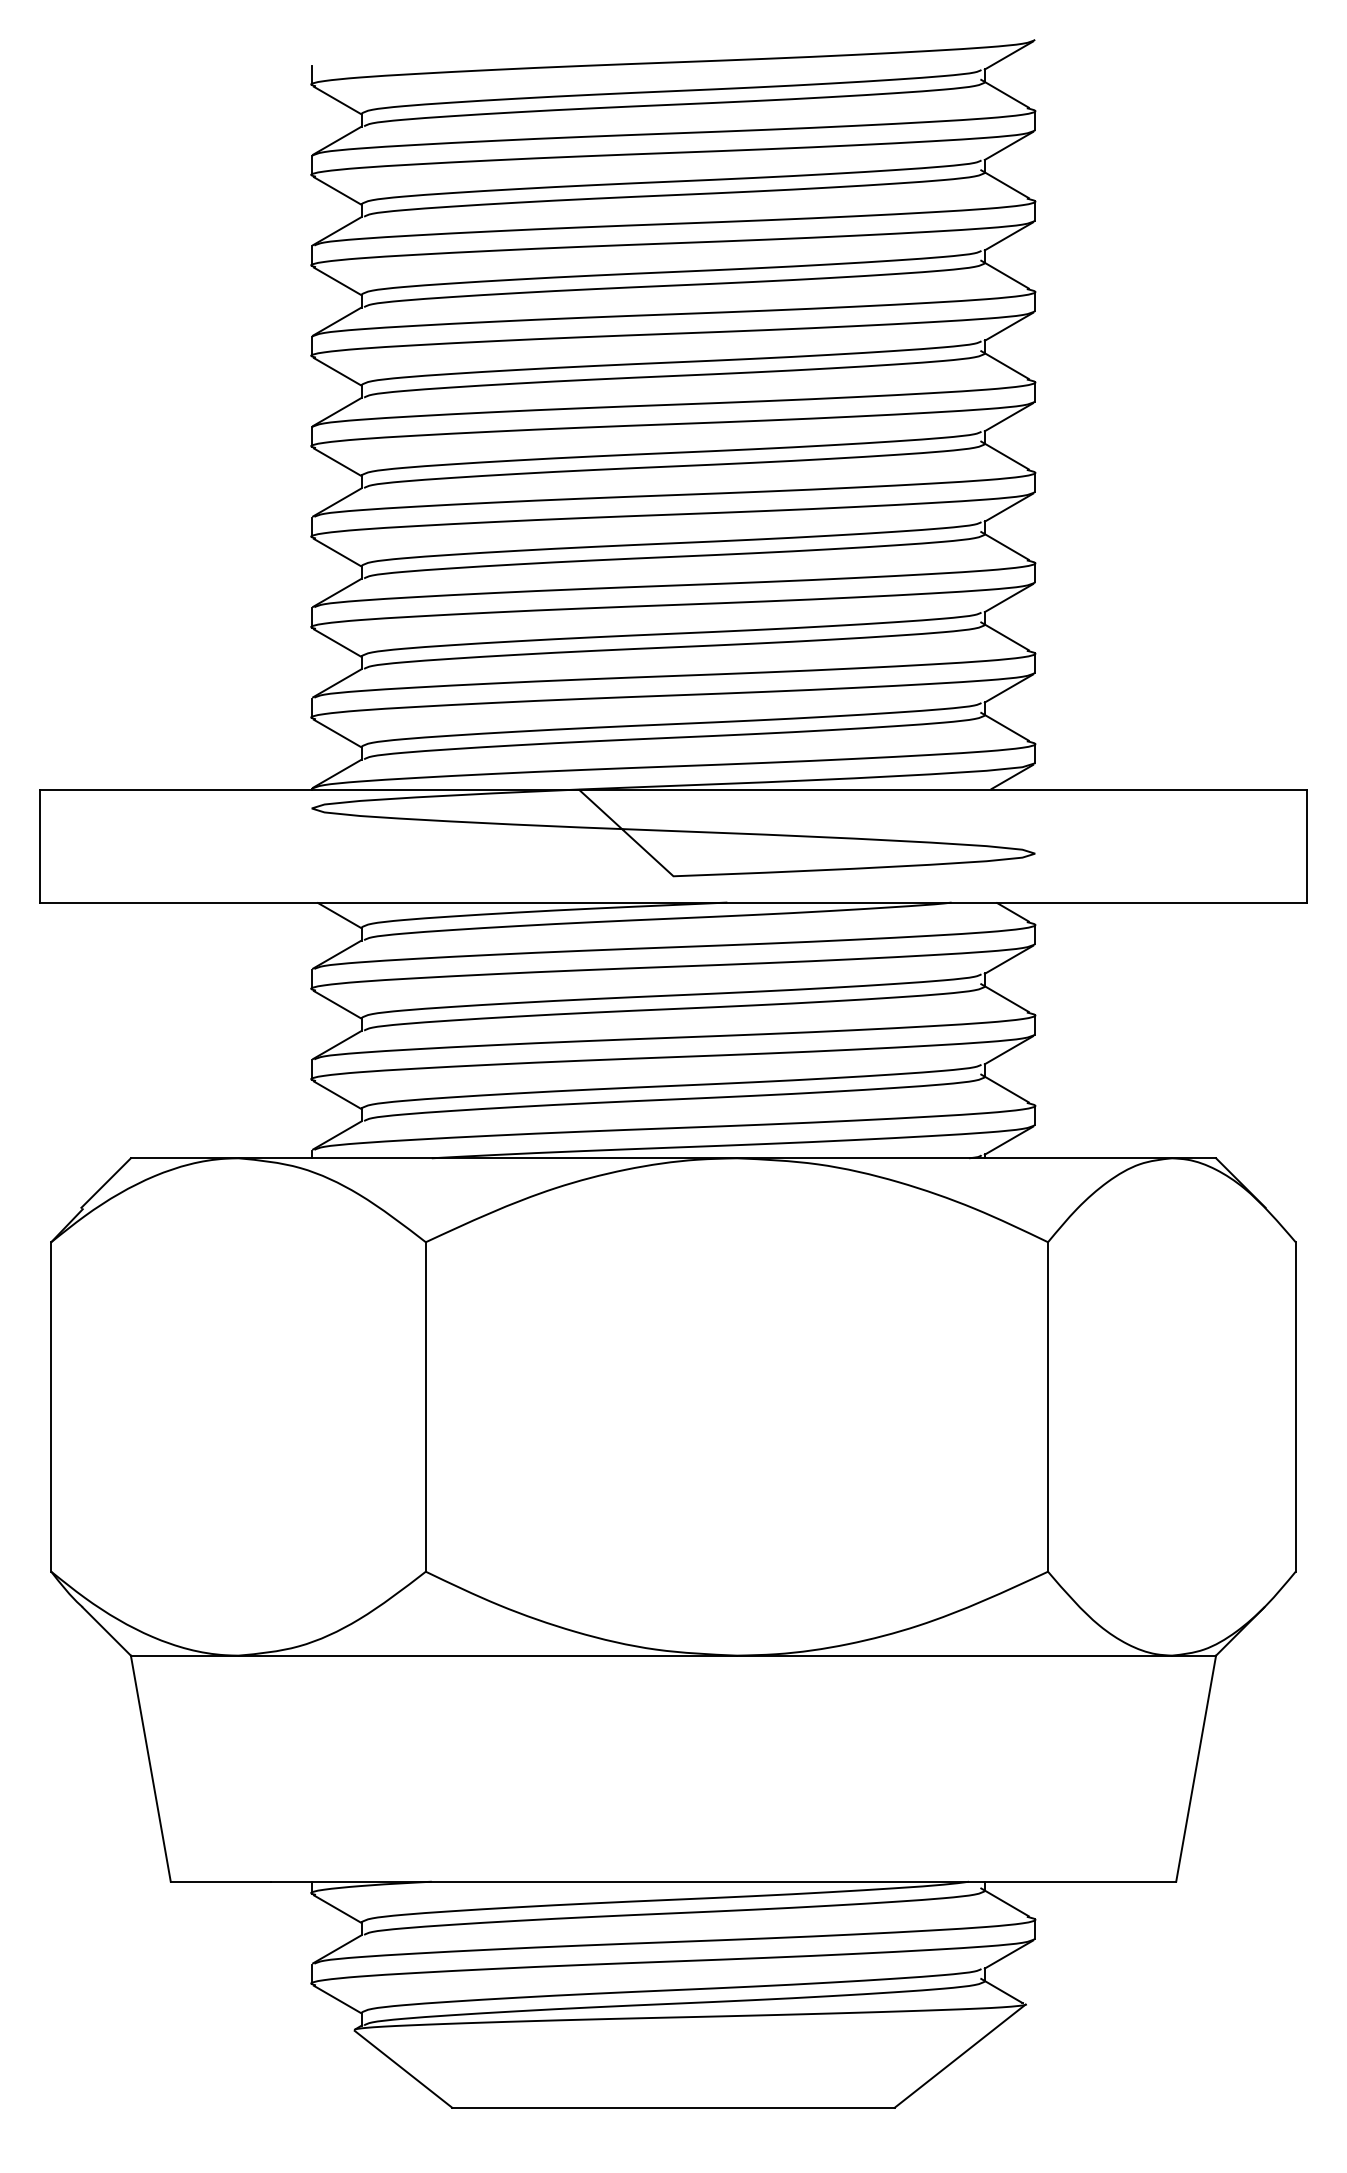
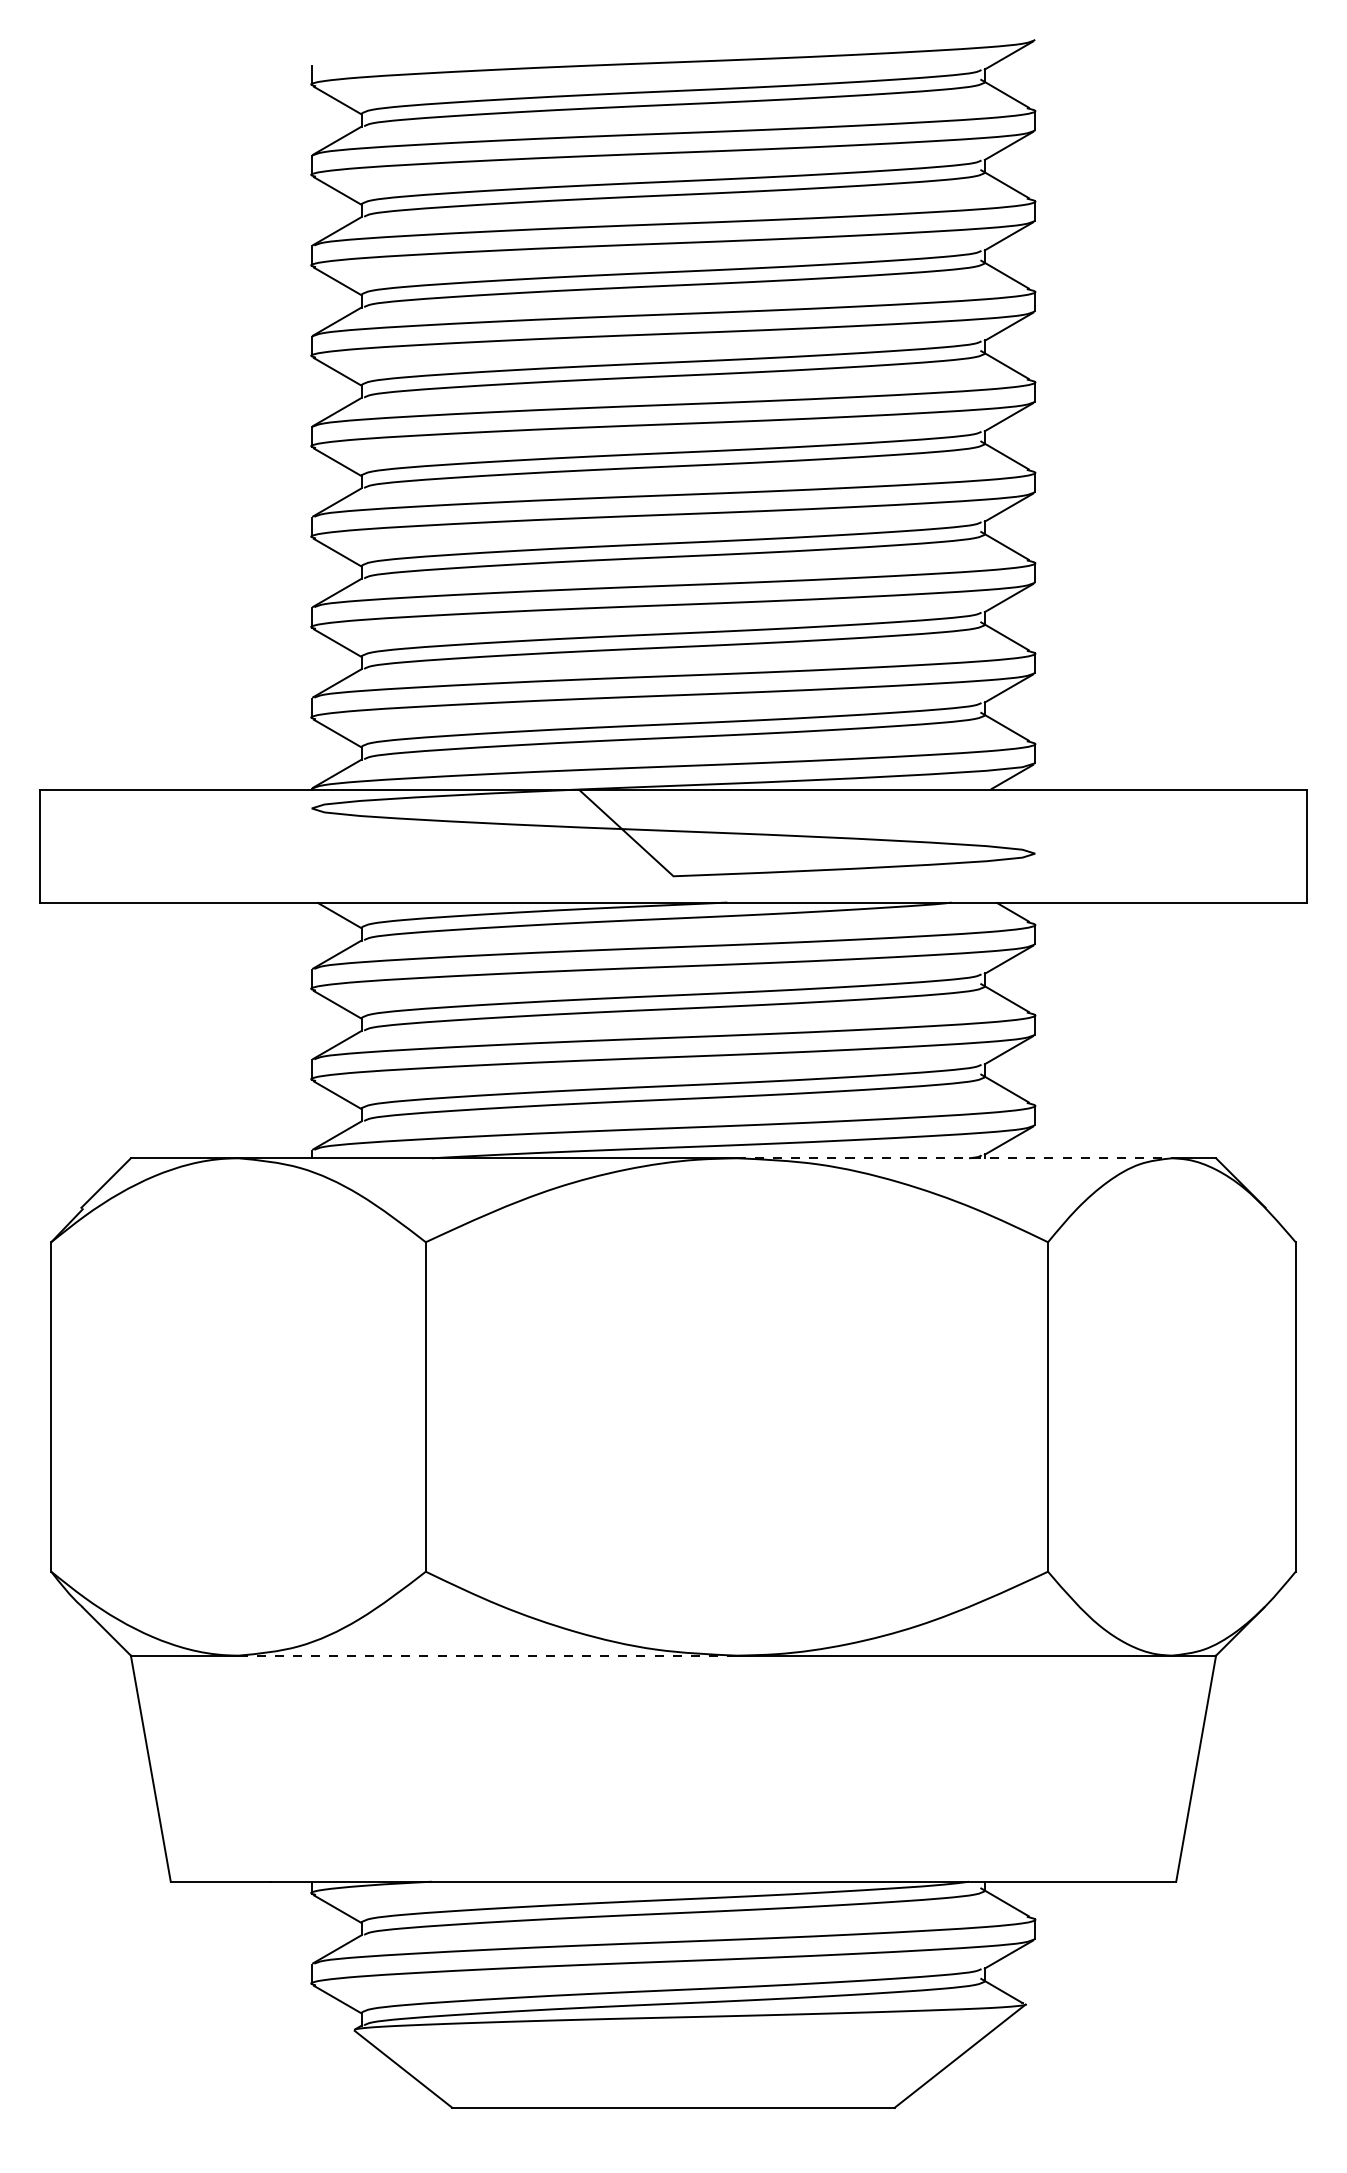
line: solid -> dashed (954, 1158)
line: solid -> dashed (488, 1655)
